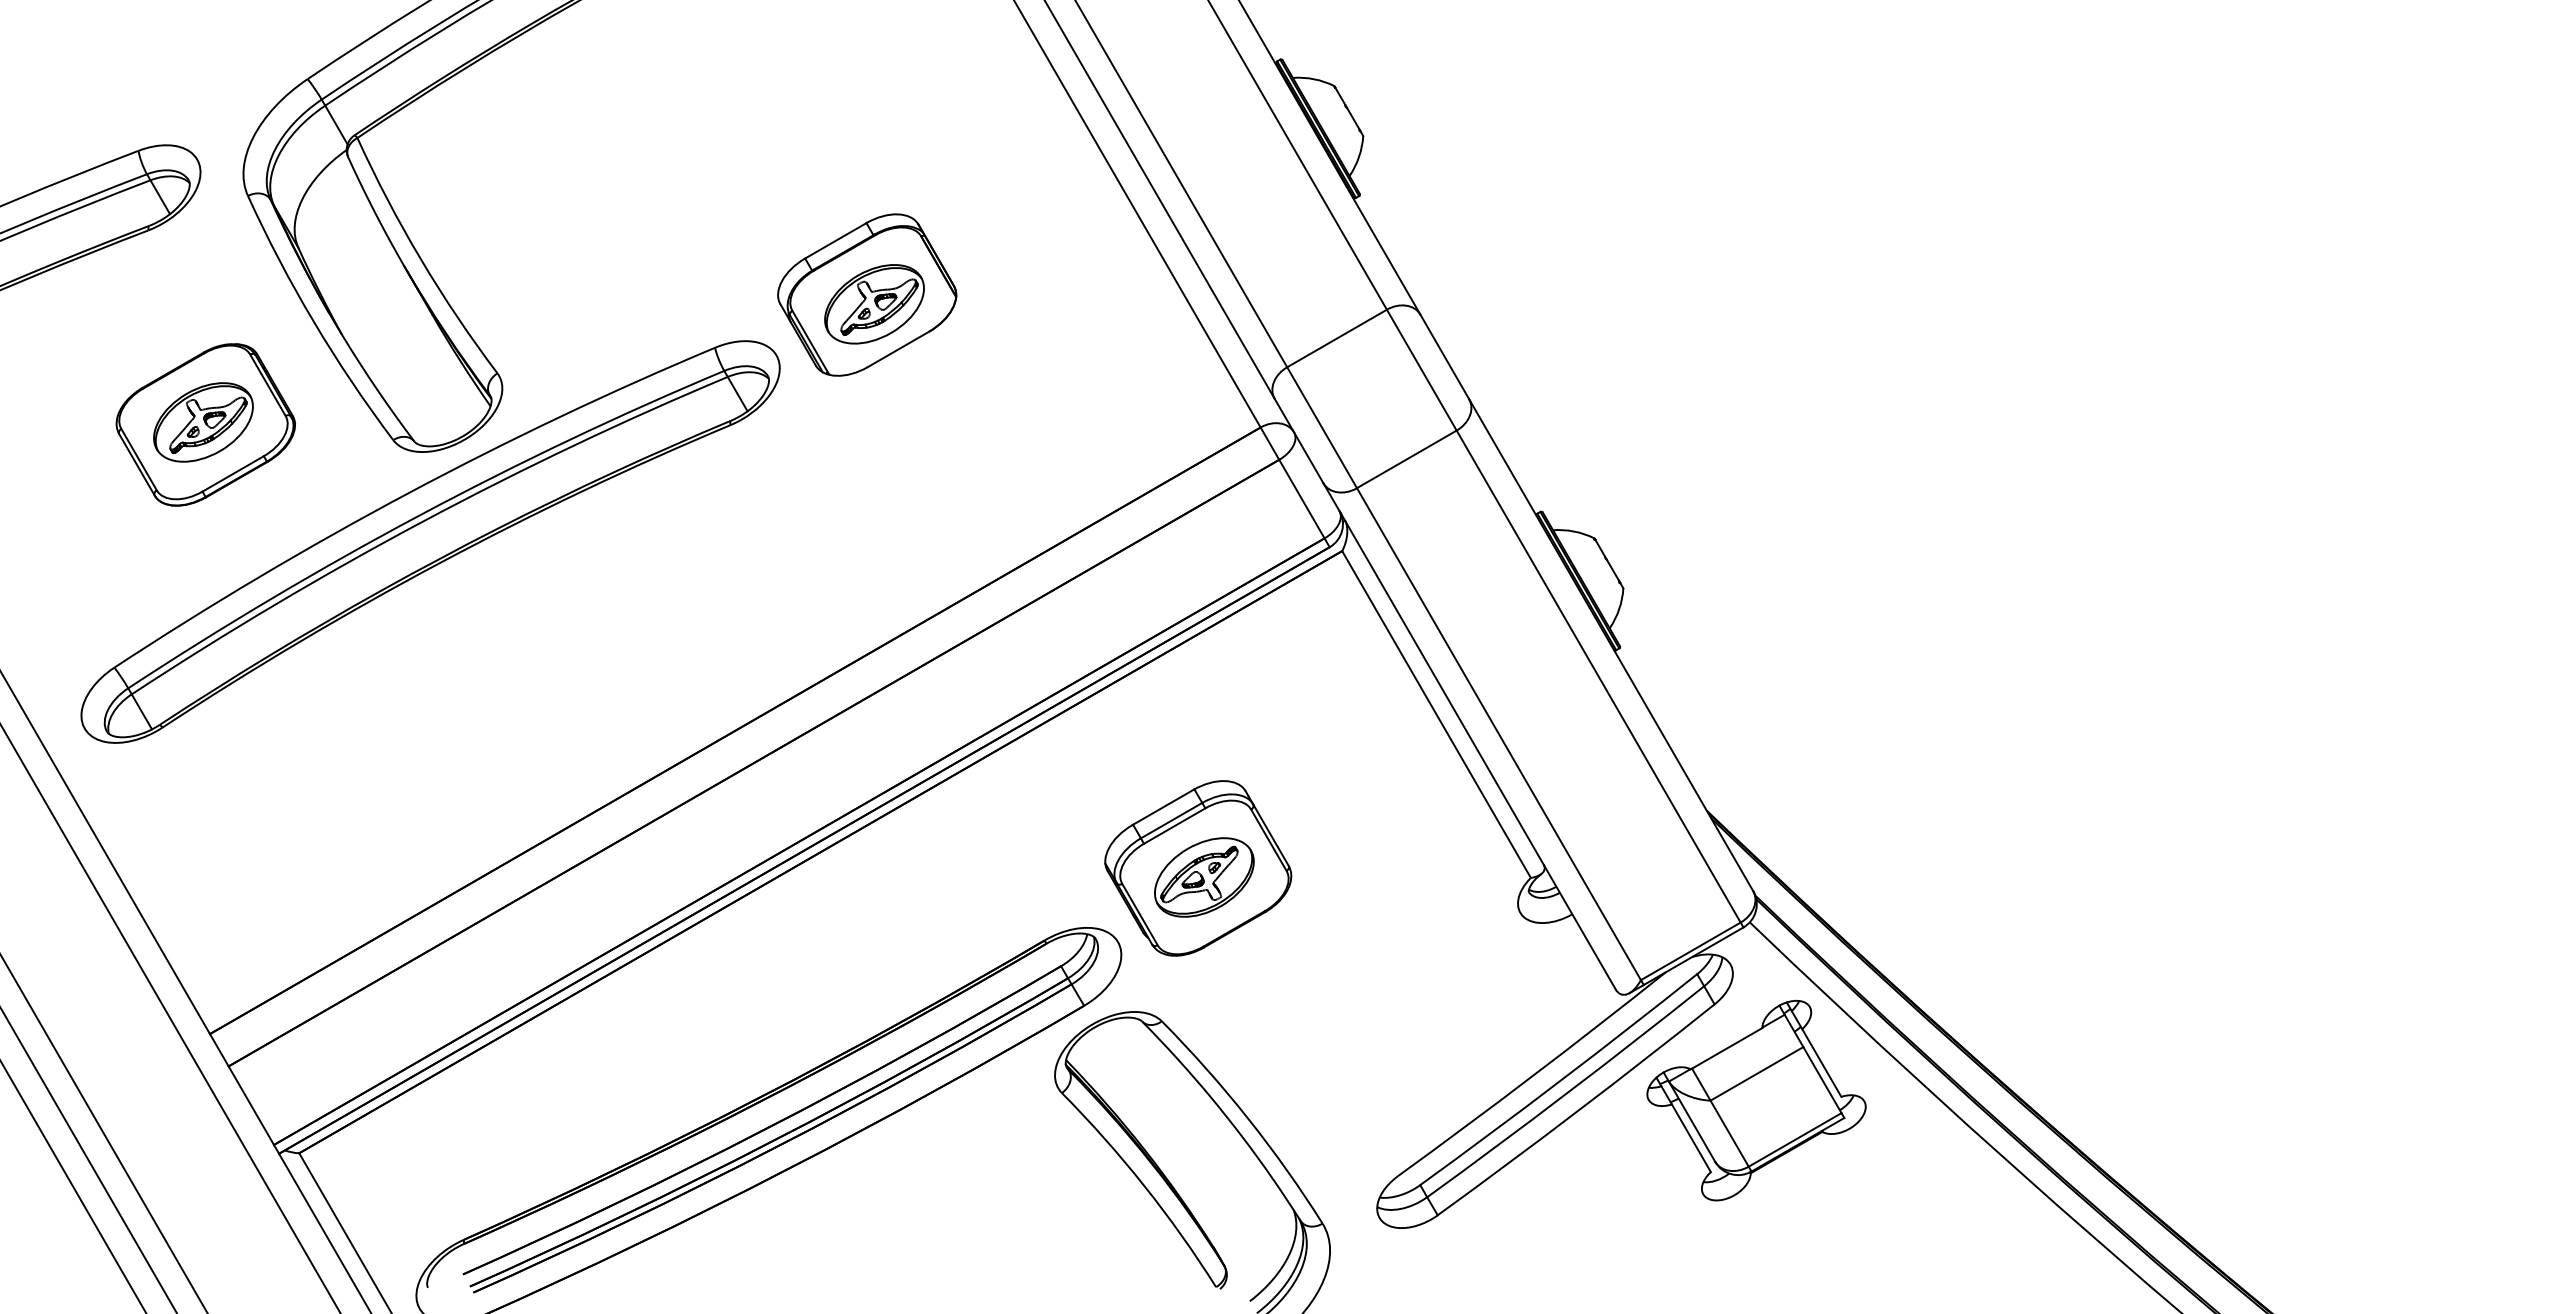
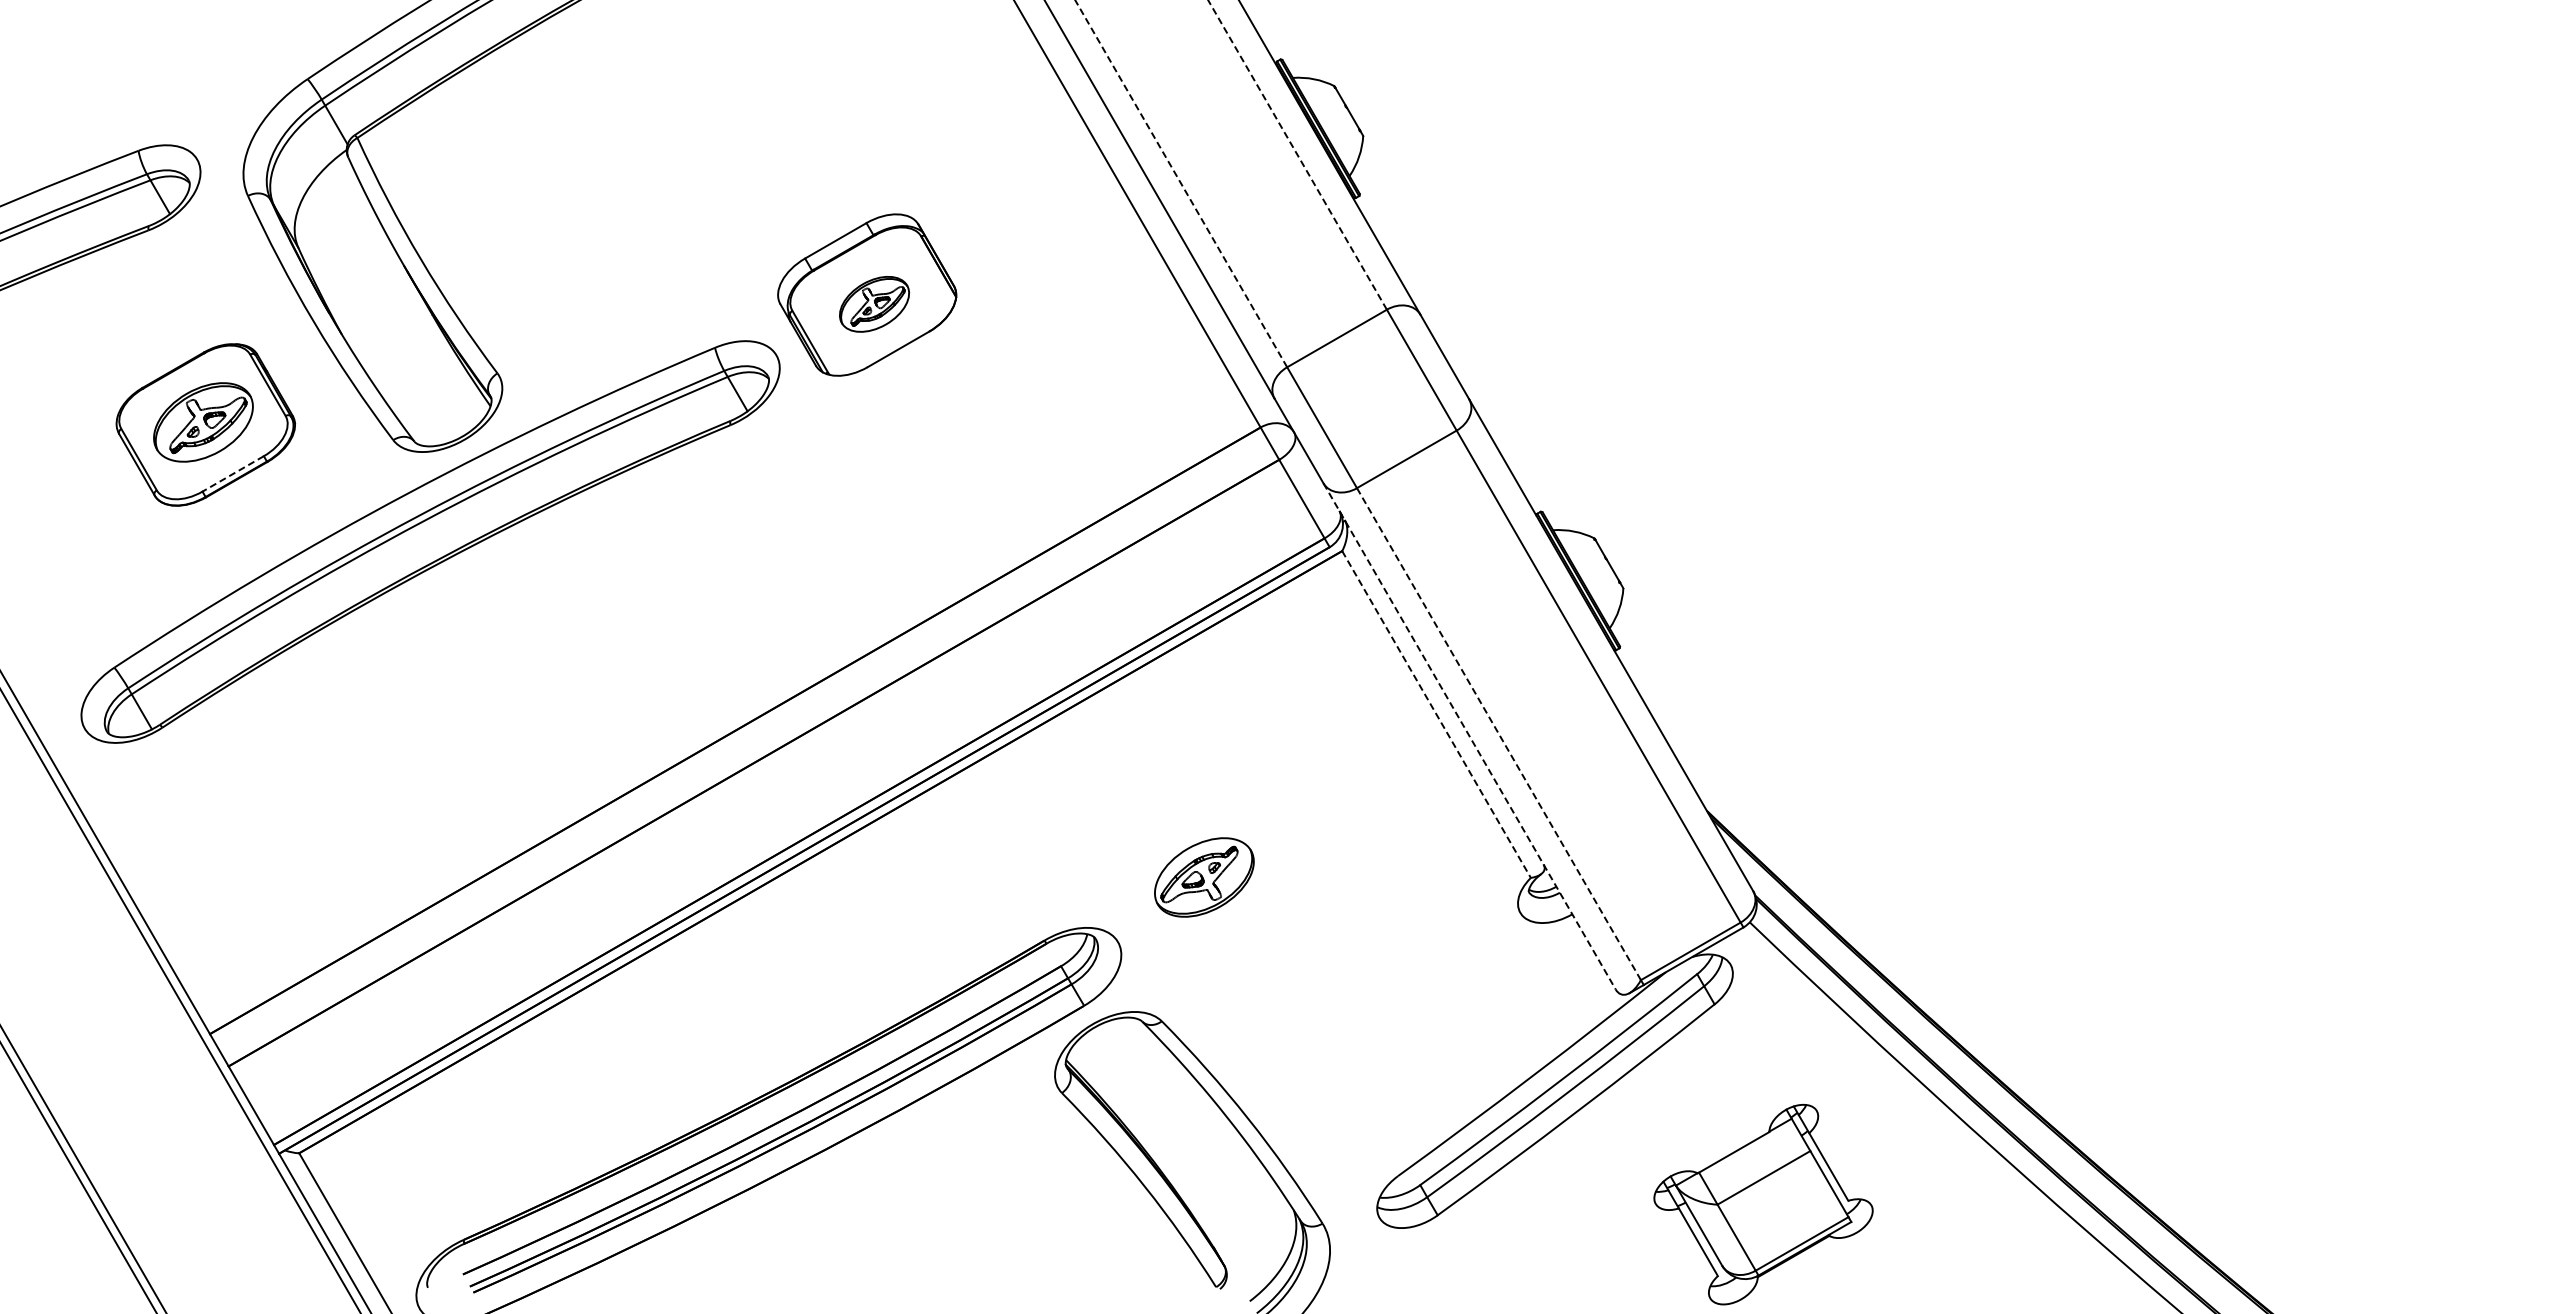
line: solid -> dashed (1297, 154)
line: solid -> dashed (1181, 184)
part size: 101x81 px -> 72x57 px (874, 304)
line: solid -> dashed (232, 474)
line: solid -> dashed (1436, 714)
line: solid -> dashed (1498, 733)
line: solid -> dashed (1469, 736)
part: present -> none (1198, 868)
line position: (170, 1018) -> (180, 1001) (180, 1001)
part position: (1756, 1100) -> (1763, 1204) (1763, 1204)
line: present -> none (104, 1133)
line position: (88, 1160) -> (78, 1177) (78, 1177)
line position: (73, 1187) -> (83, 1169) (83, 1169)
